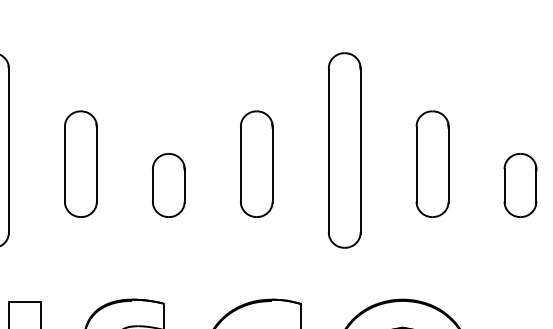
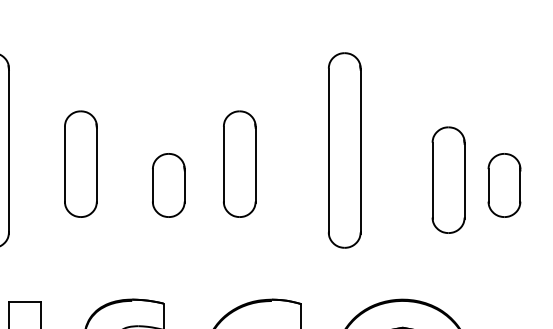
part position: (256, 163) -> (239, 163) (239, 163)
part position: (432, 163) -> (448, 179) (448, 179)
part position: (520, 185) -> (504, 185) (504, 185)
